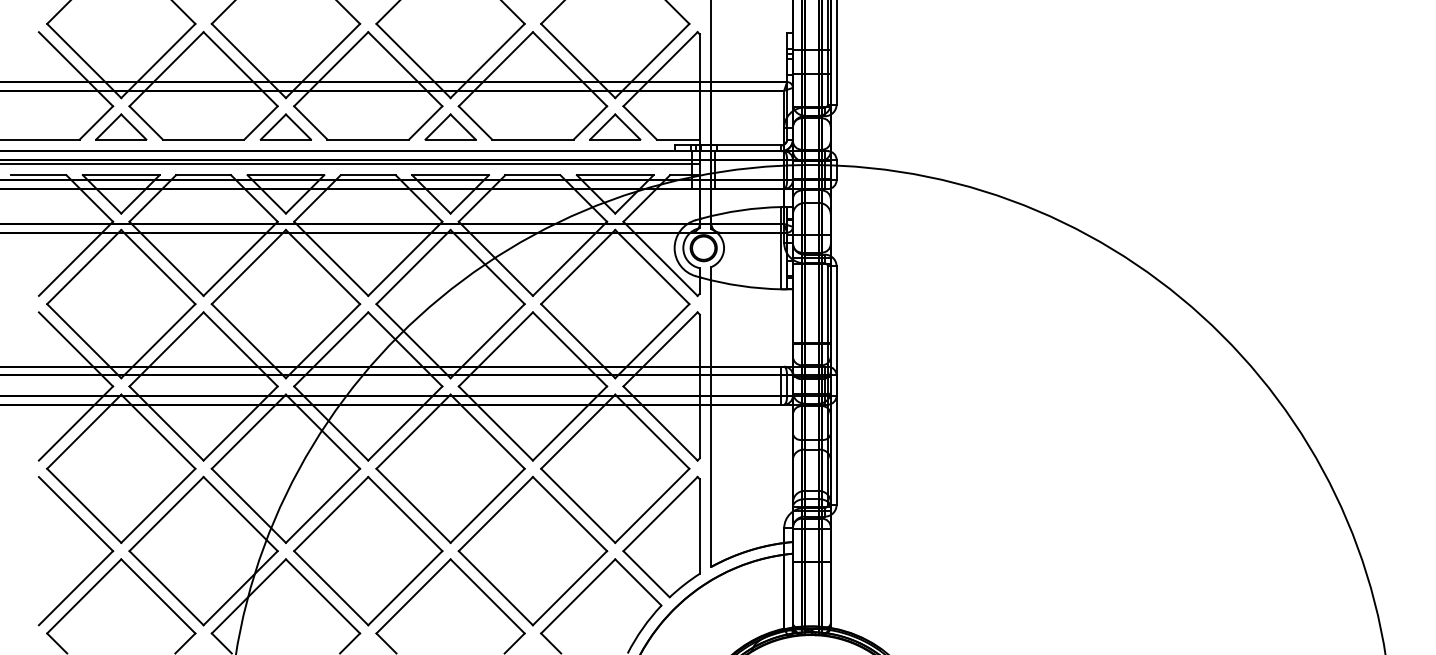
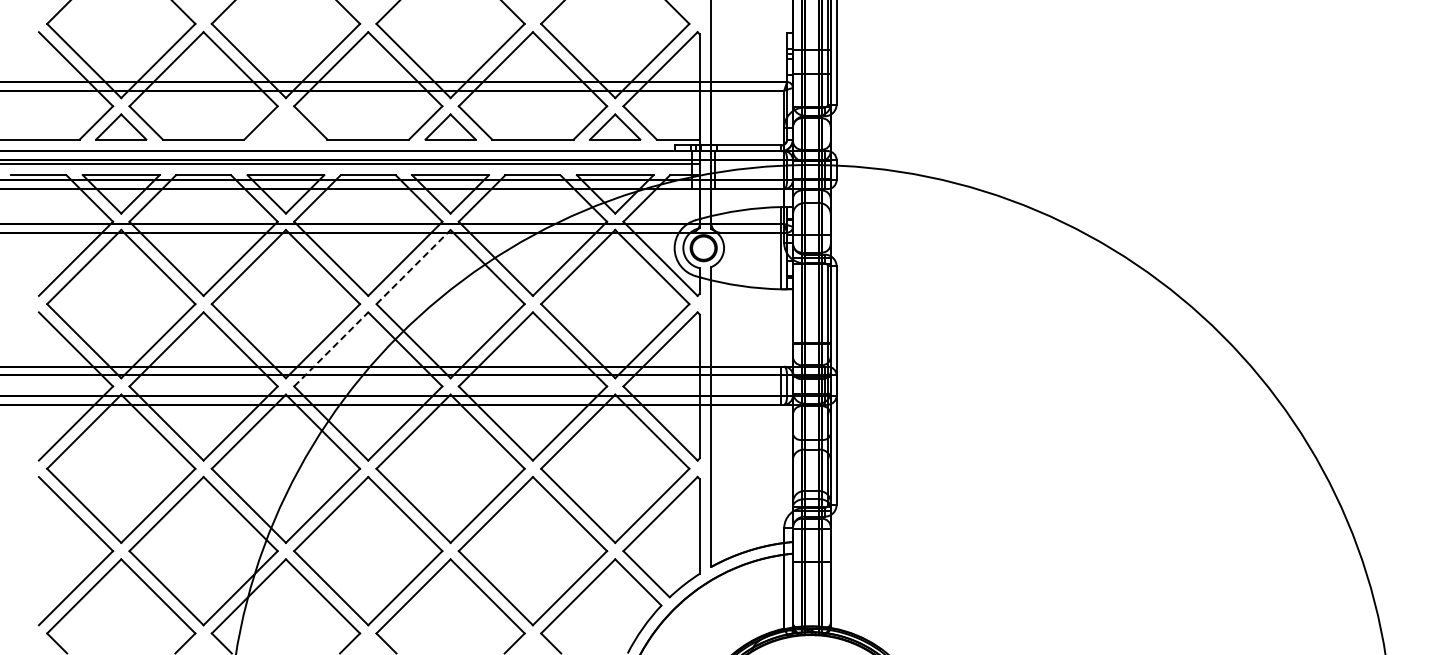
part: present -> none (285, 126)
line: solid -> dashed (413, 266)
line: solid -> dashed (331, 349)
